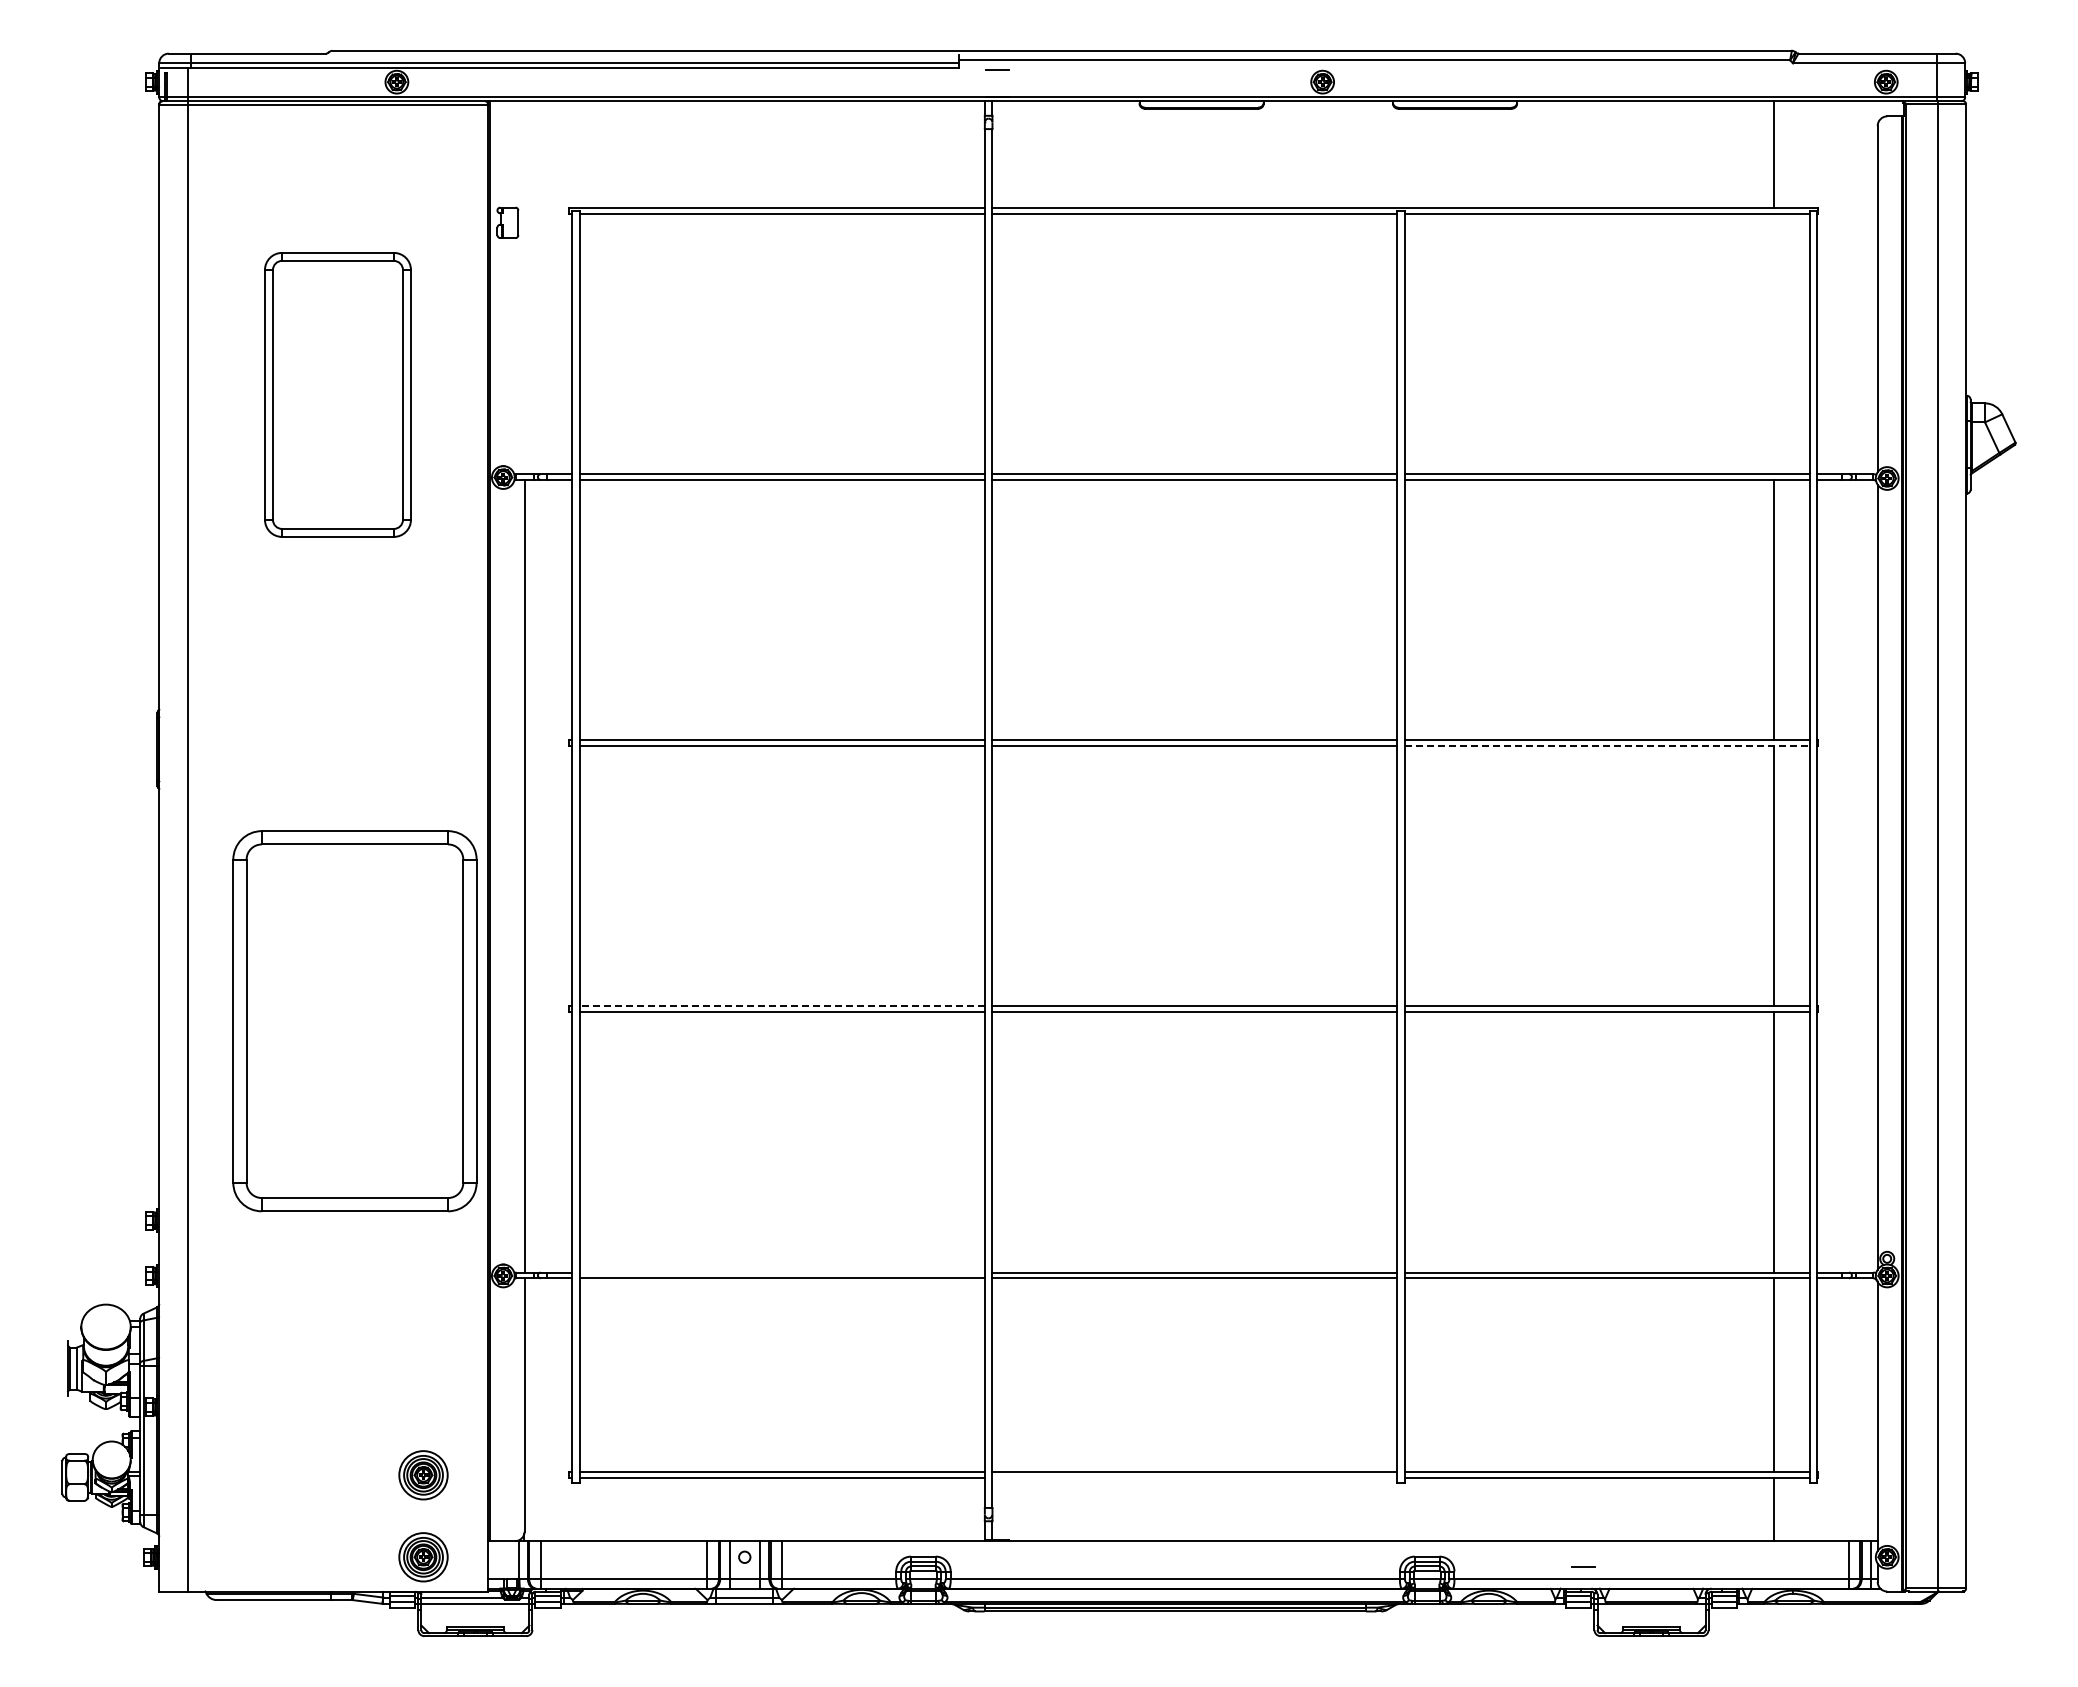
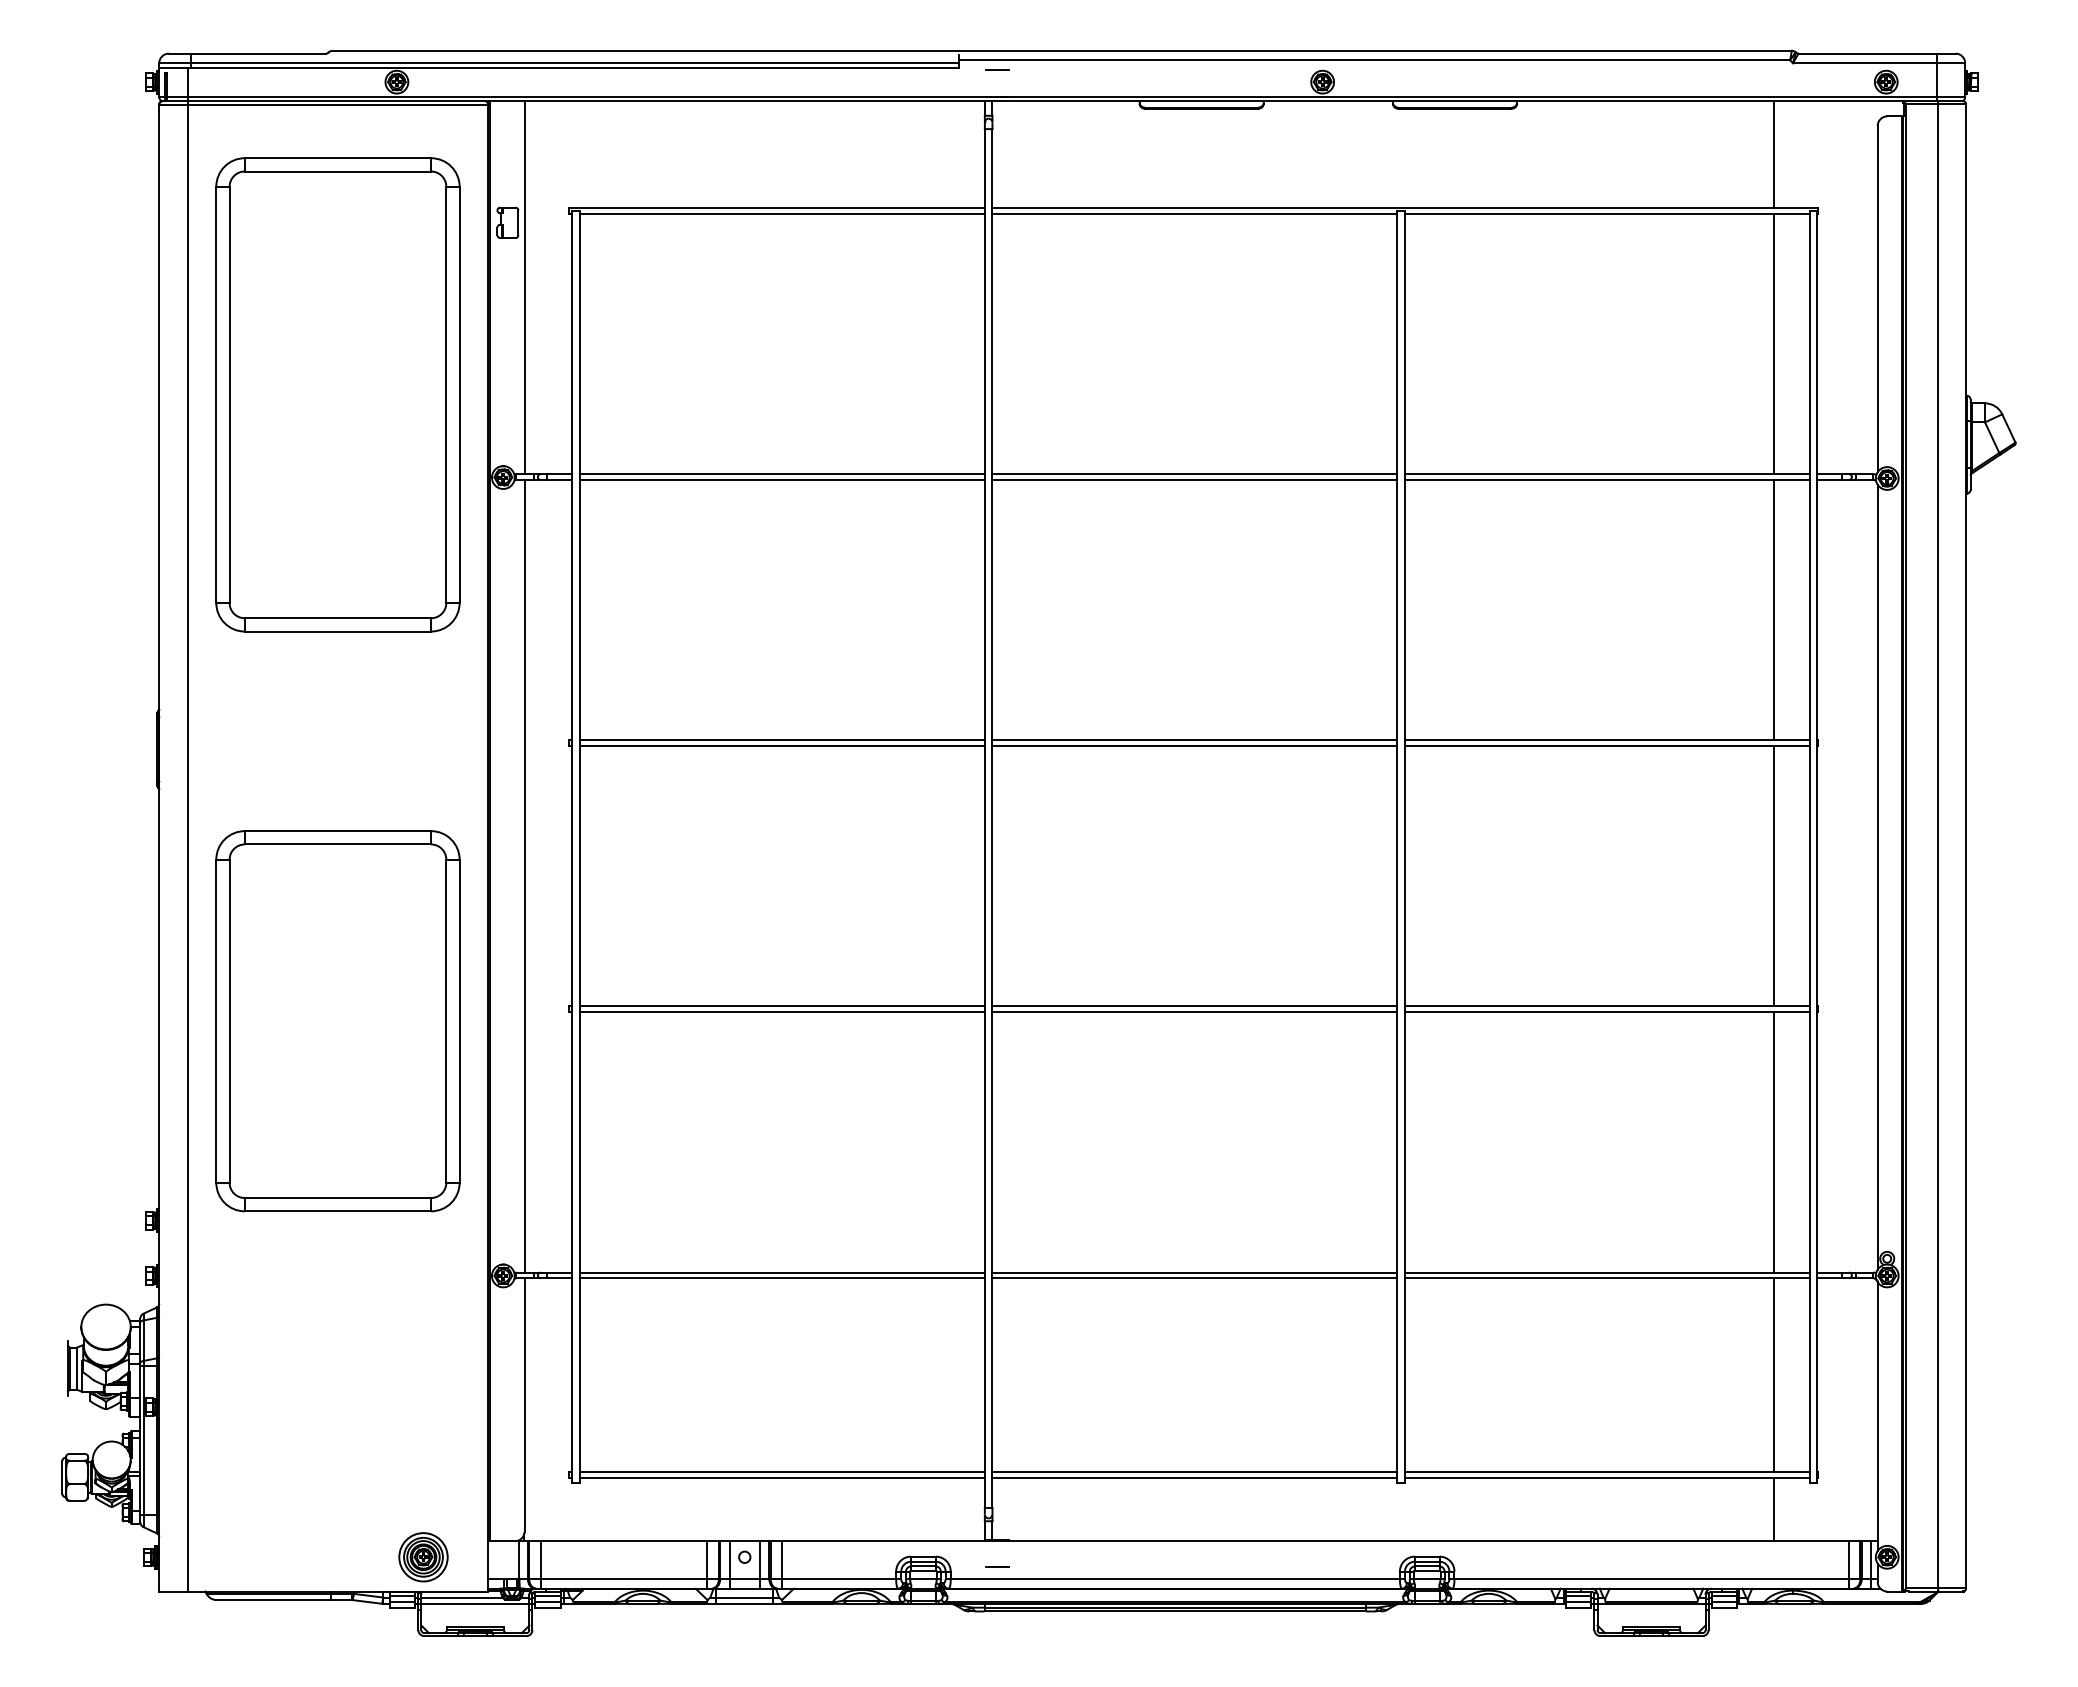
line: none -> present (524, 287)
line: none -> present (1774, 343)
part size: 148x286 px -> 246x476 px (337, 394)
line: dashed -> solid (1607, 746)
line: dashed -> solid (781, 1006)
part position: (354, 1021) -> (337, 1021) (337, 1021)
line: none -> present (781, 1272)
part: present -> none (423, 1475)
line: none -> present (1194, 1477)
line position: (1583, 1566) -> (997, 1566) (997, 1566)
